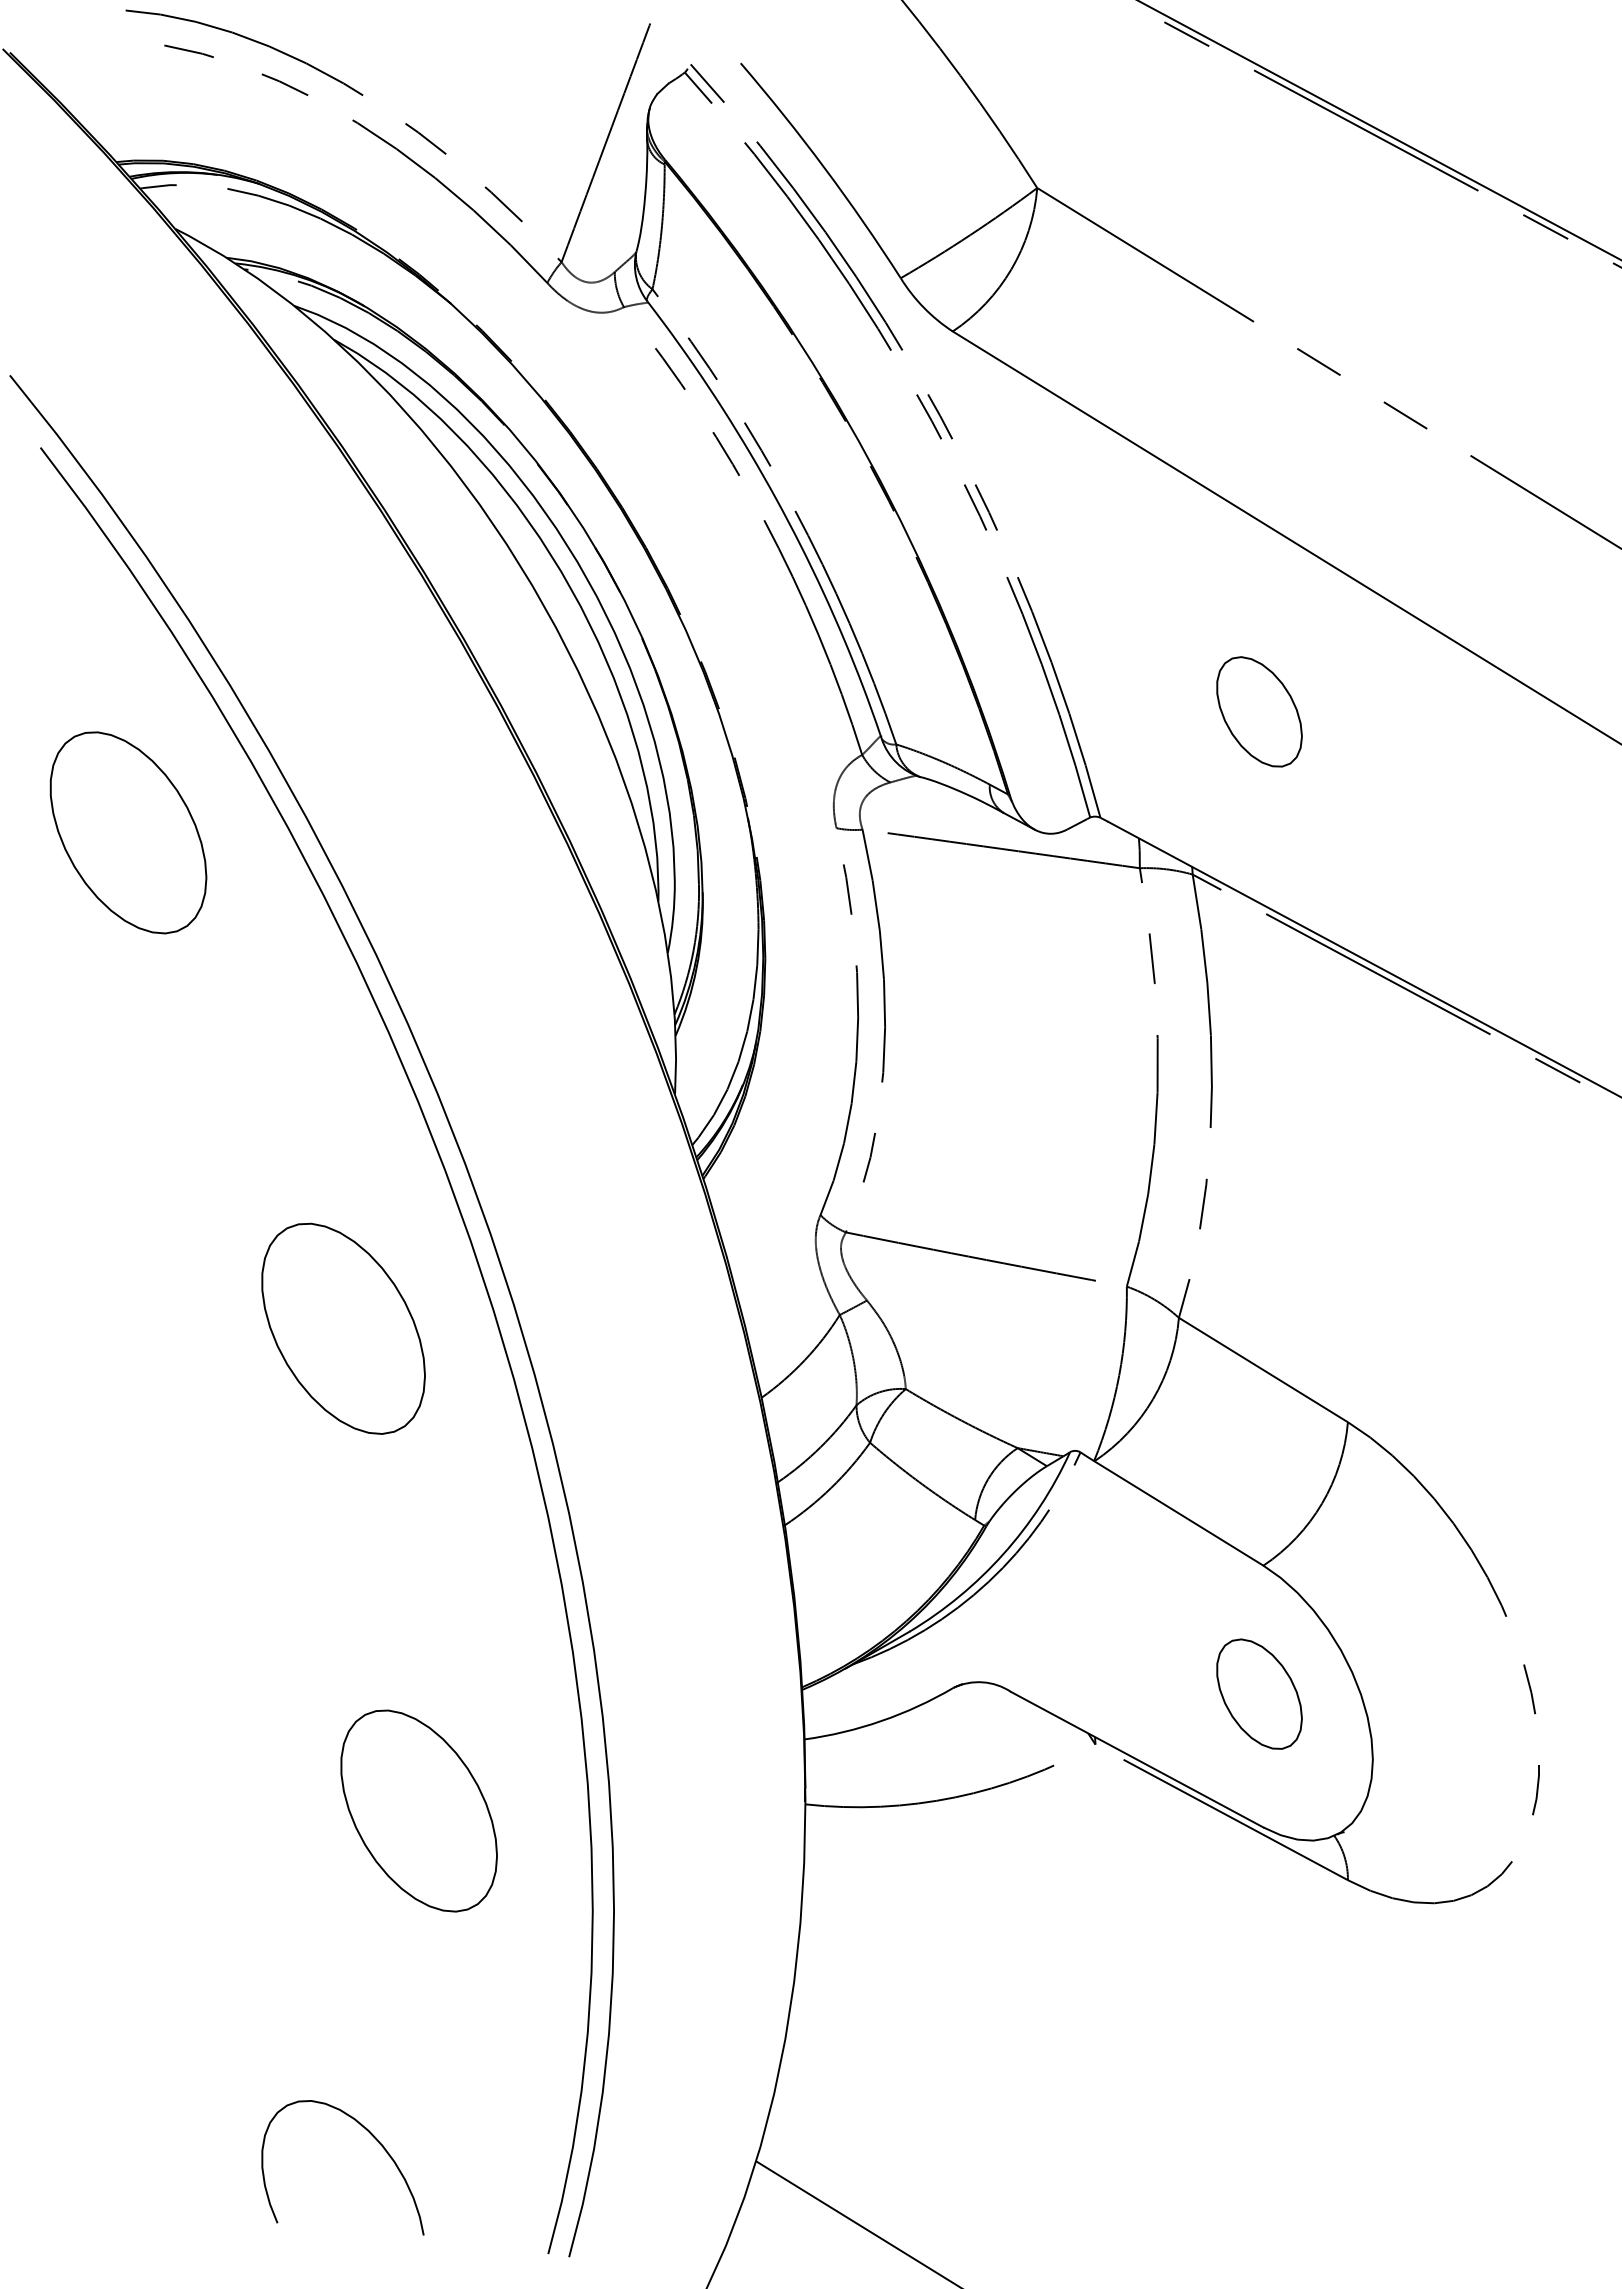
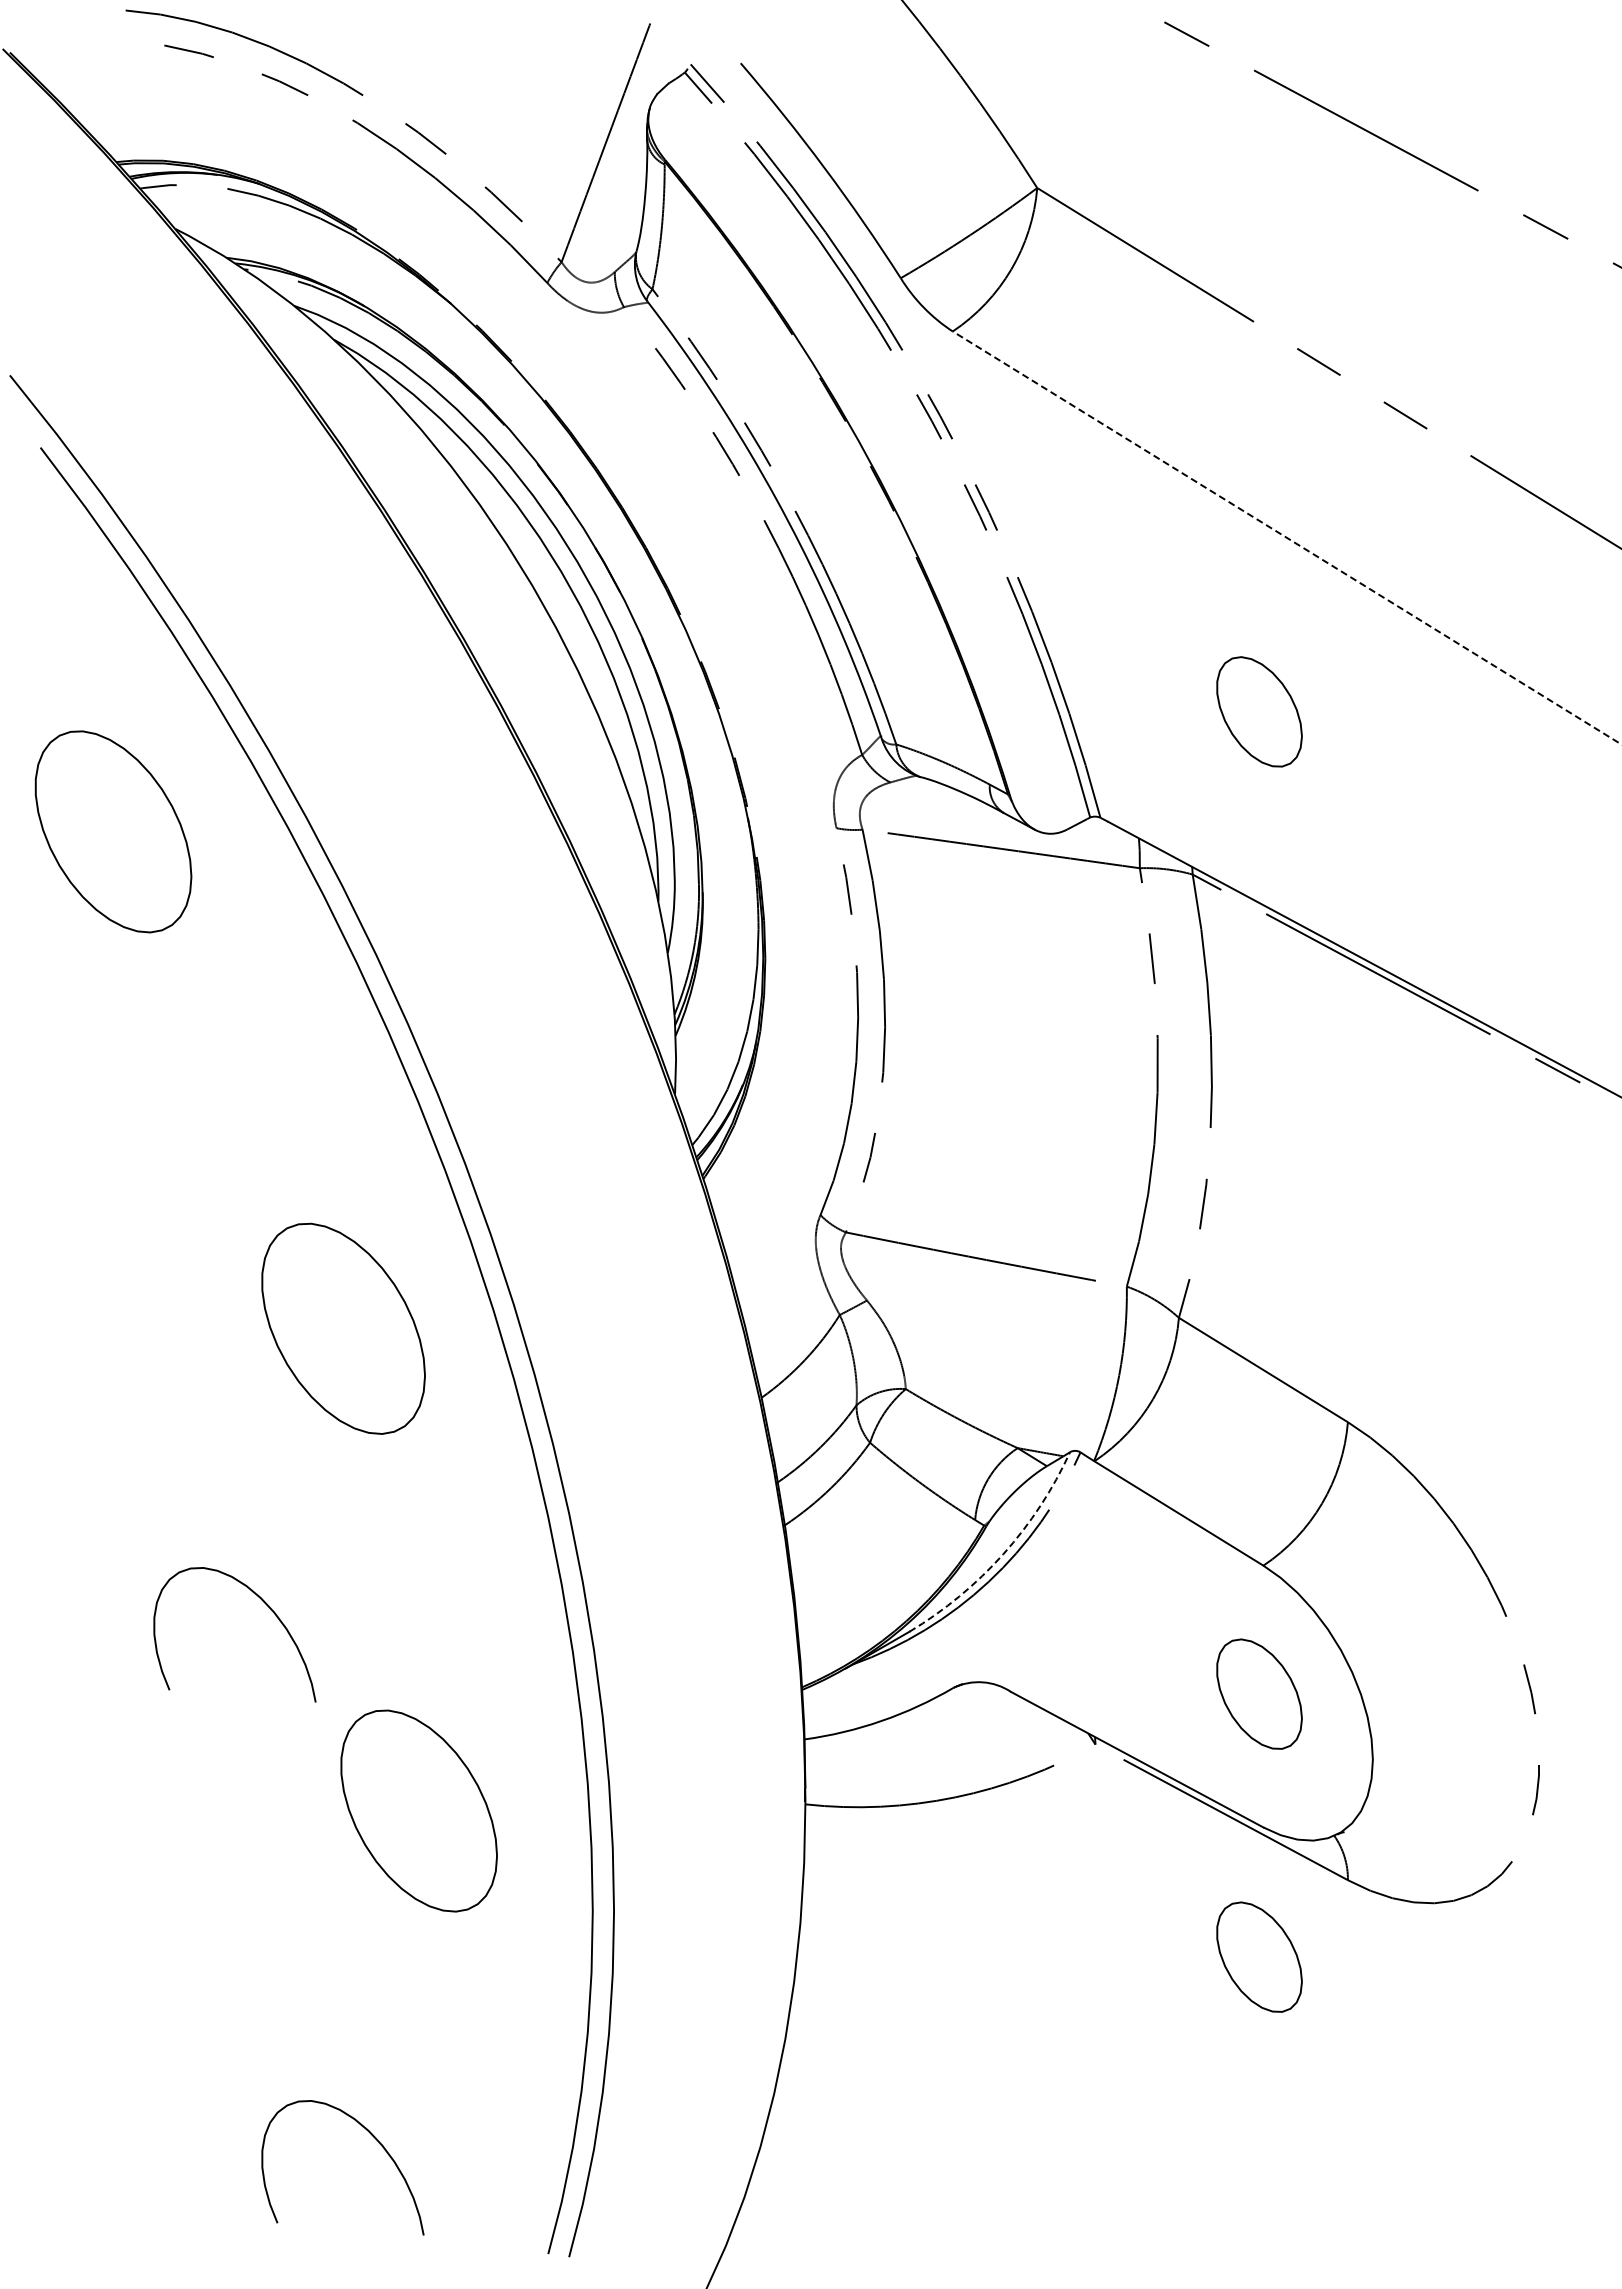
line: present -> none (1379, 130)
line: solid -> dashed (1287, 537)
part position: (128, 832) -> (113, 831) (113, 831)
arc: solid -> dashed (1003, 1554)
curve: none -> present (264, 1603)
part: none -> present (1259, 1956)
line: present -> none (856, 2223)
